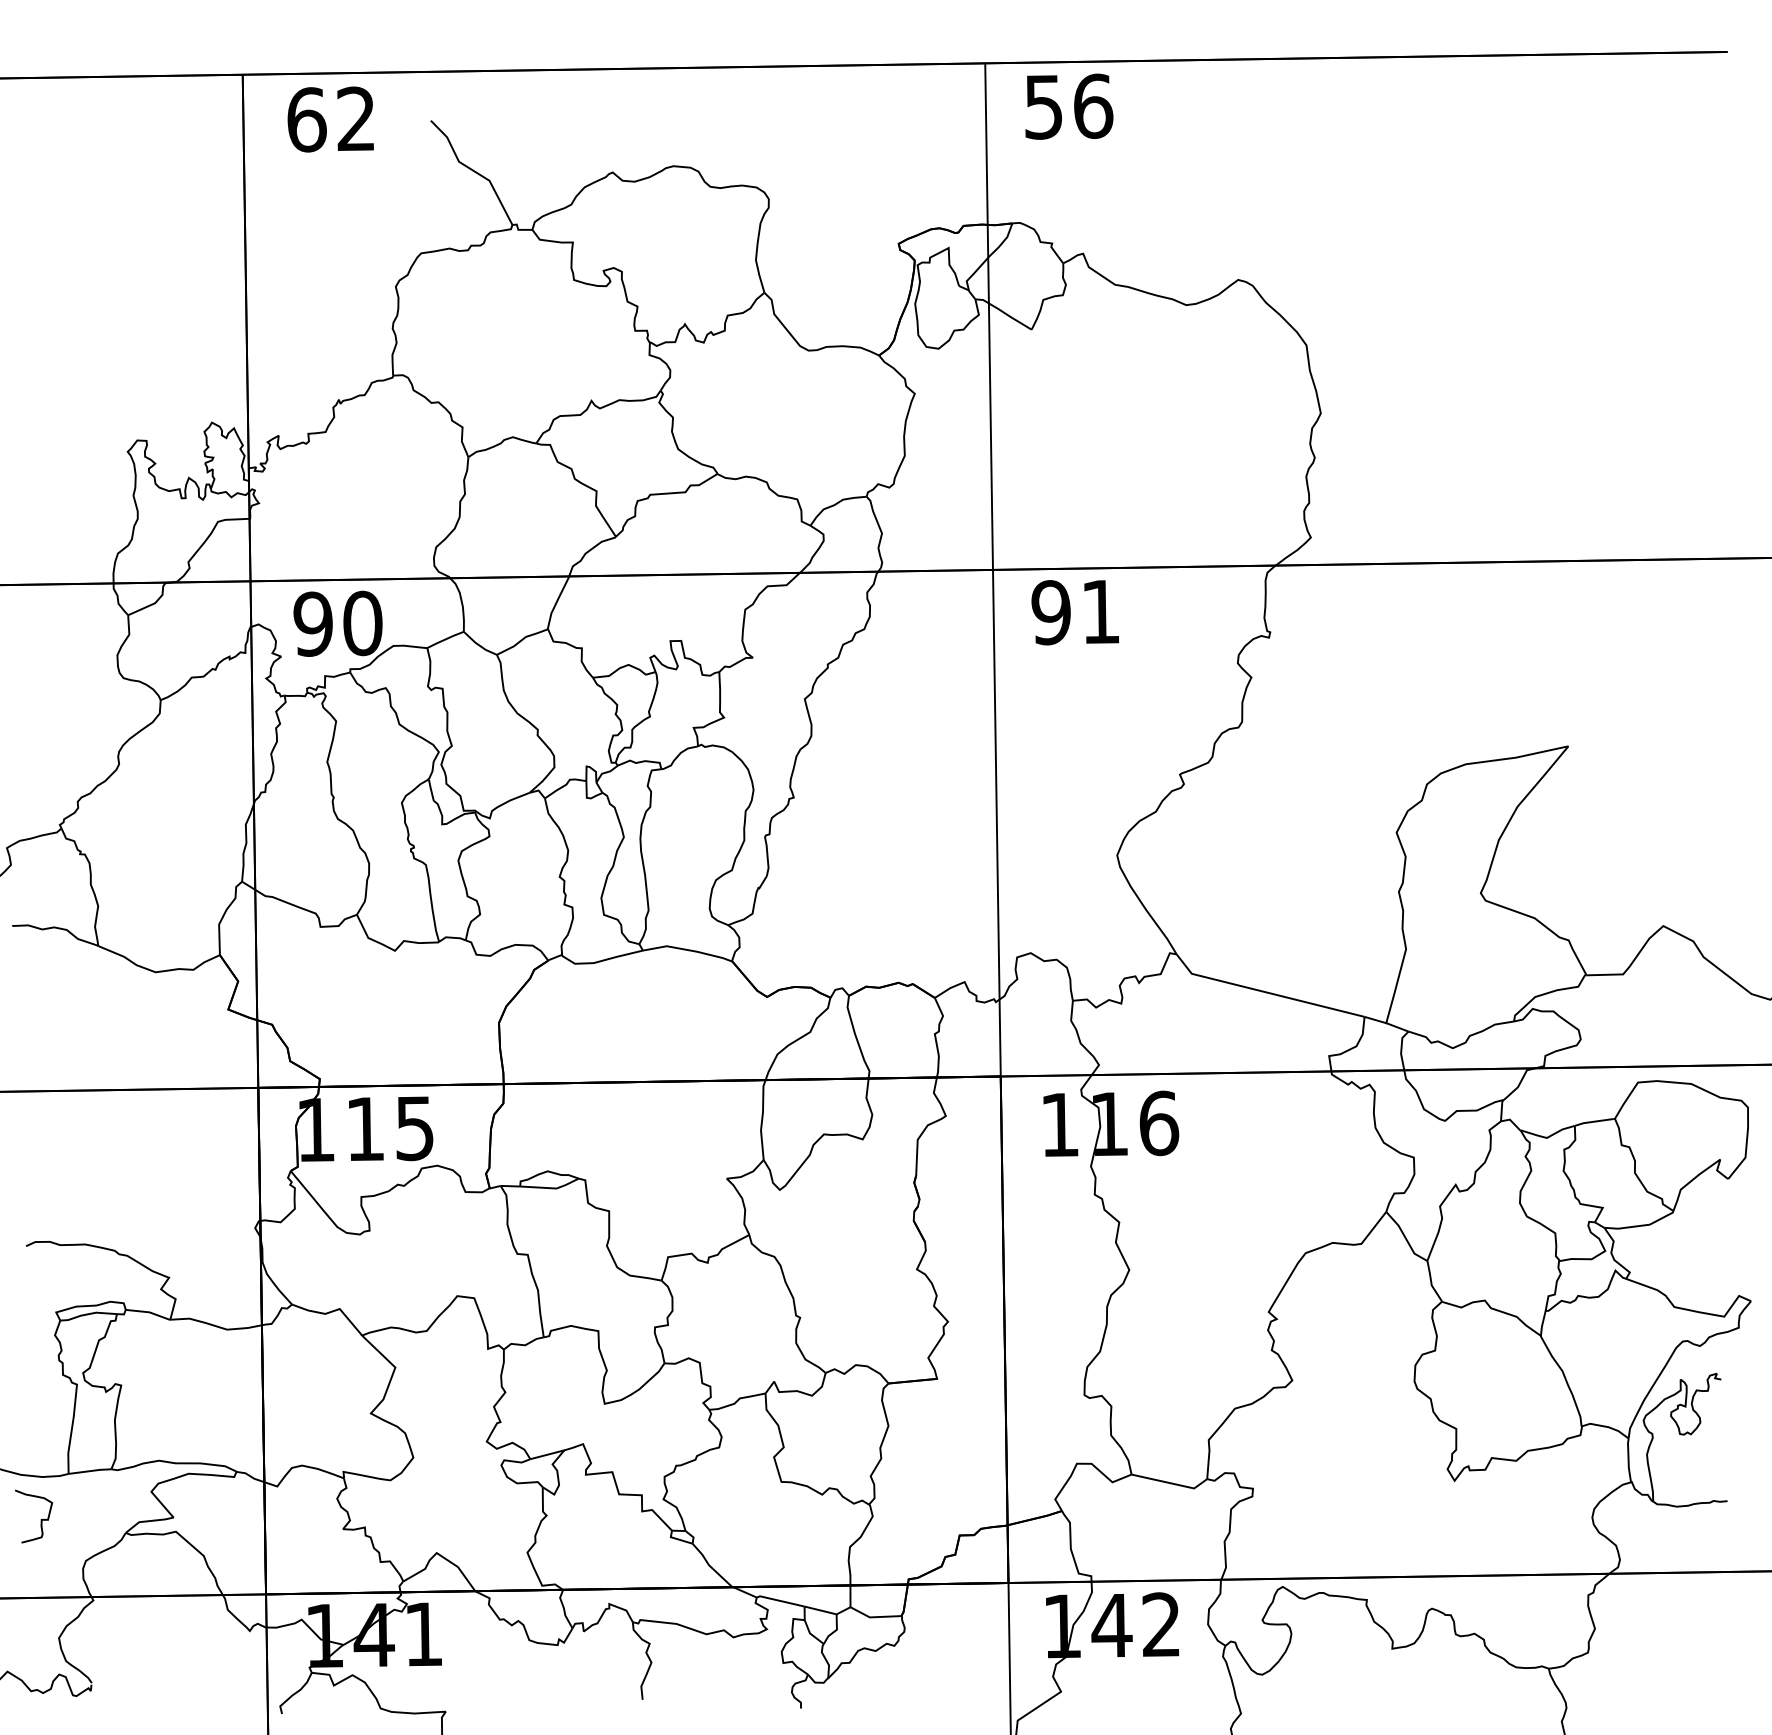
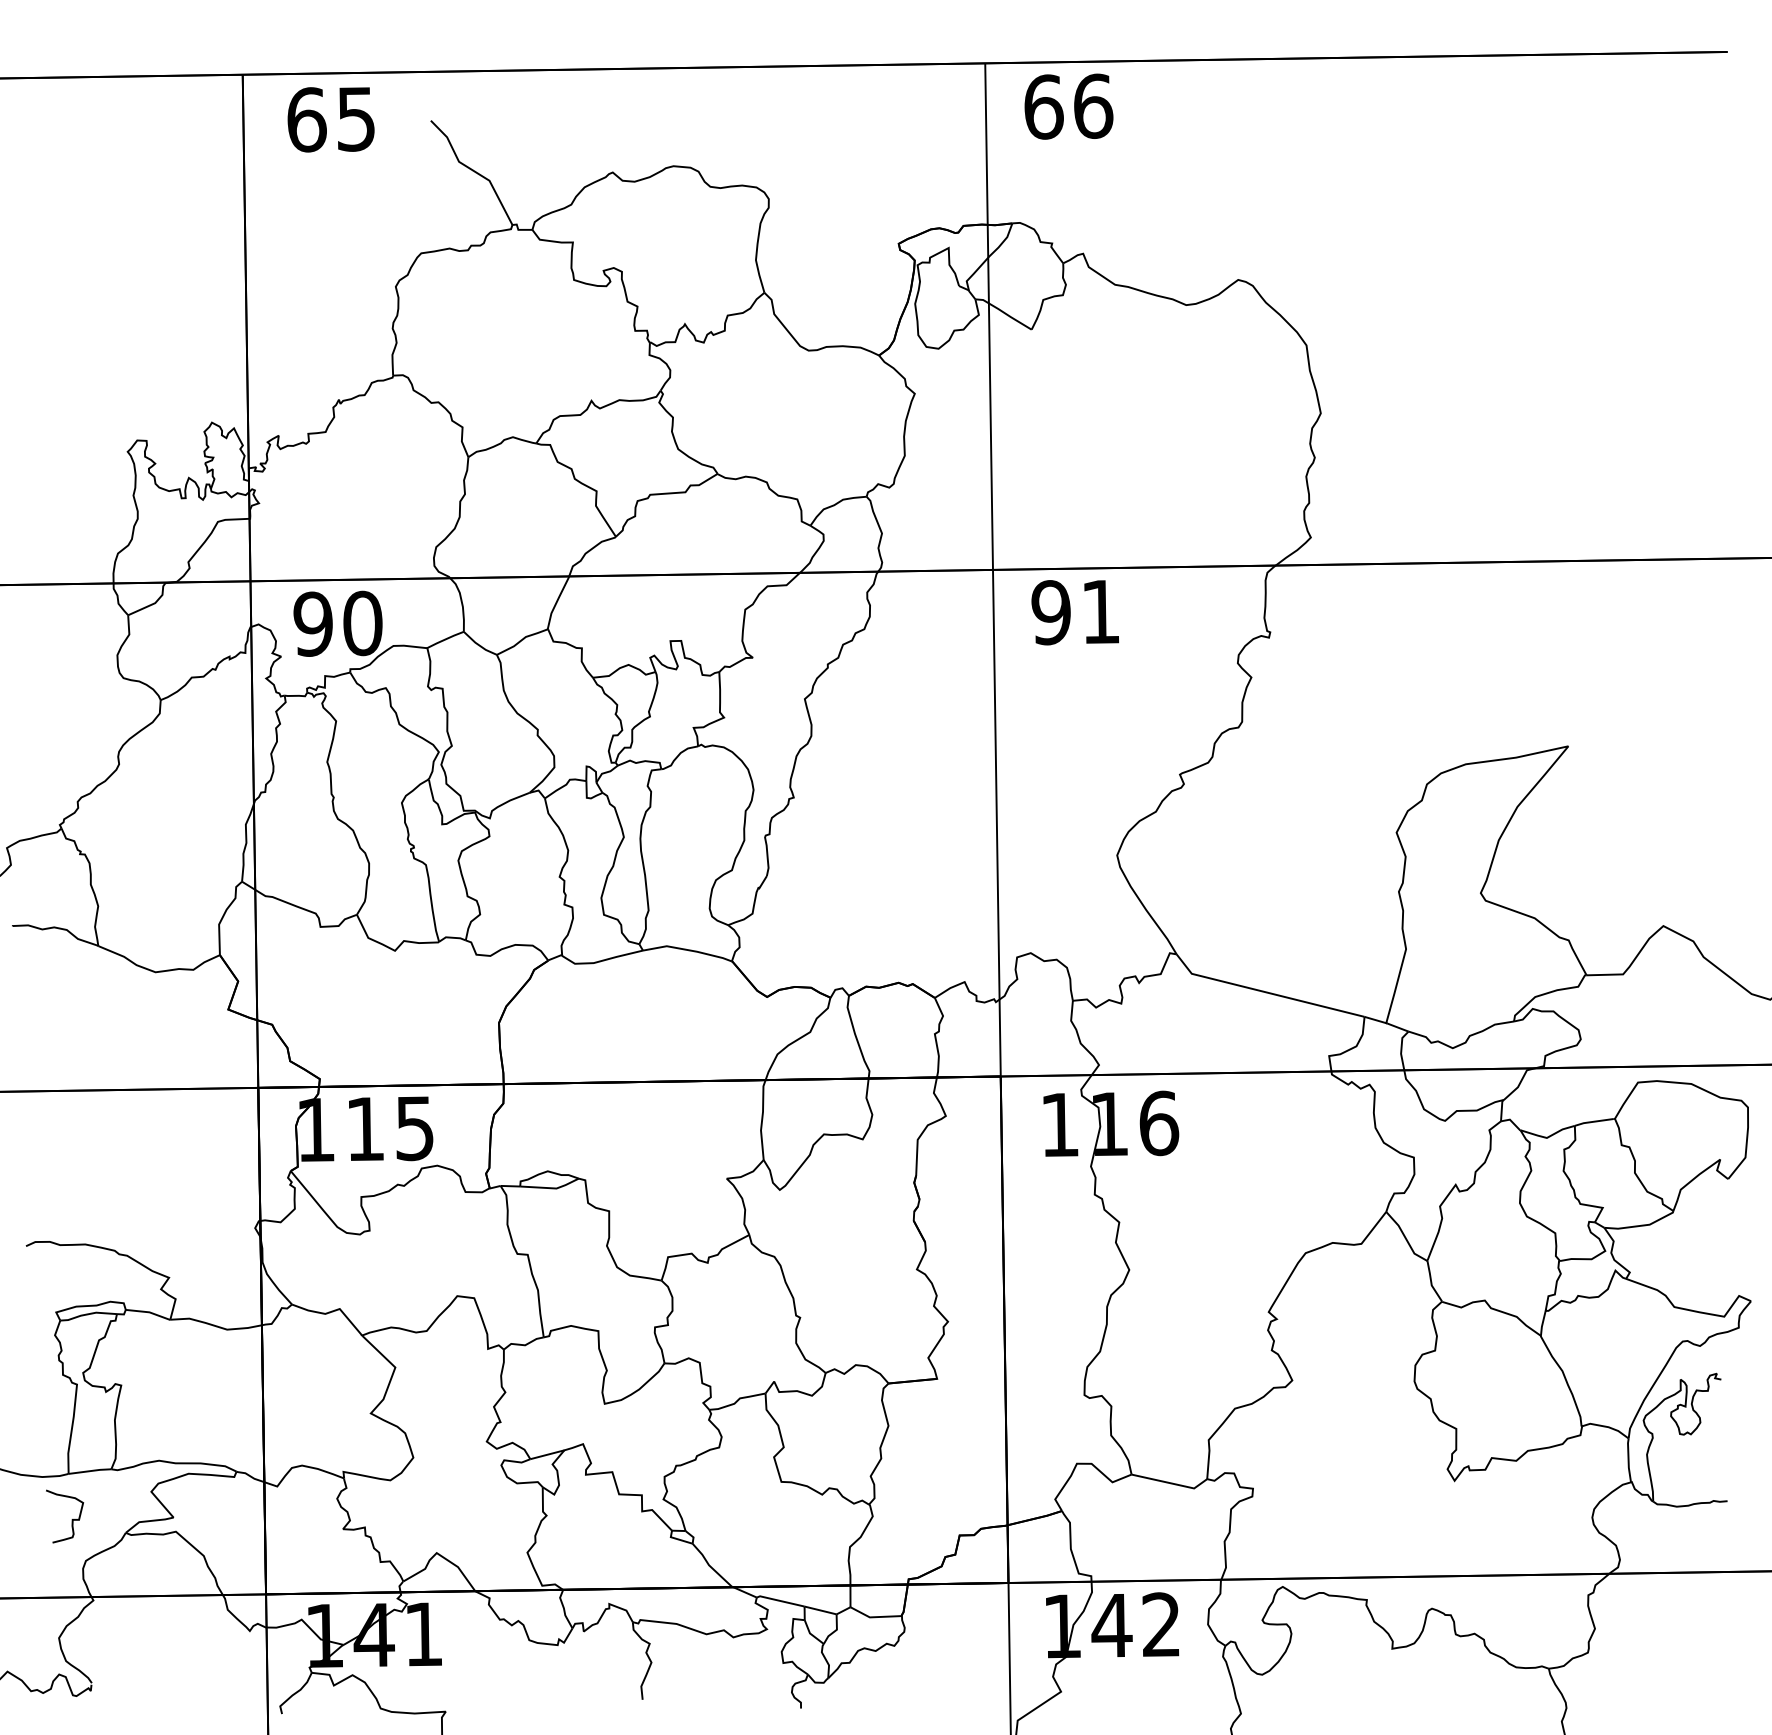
text: 56 -> 66 (1043, 106)
text: 62 -> 65 (355, 118)
curve position: (40, 1519) -> (71, 1519) (71, 1519)
